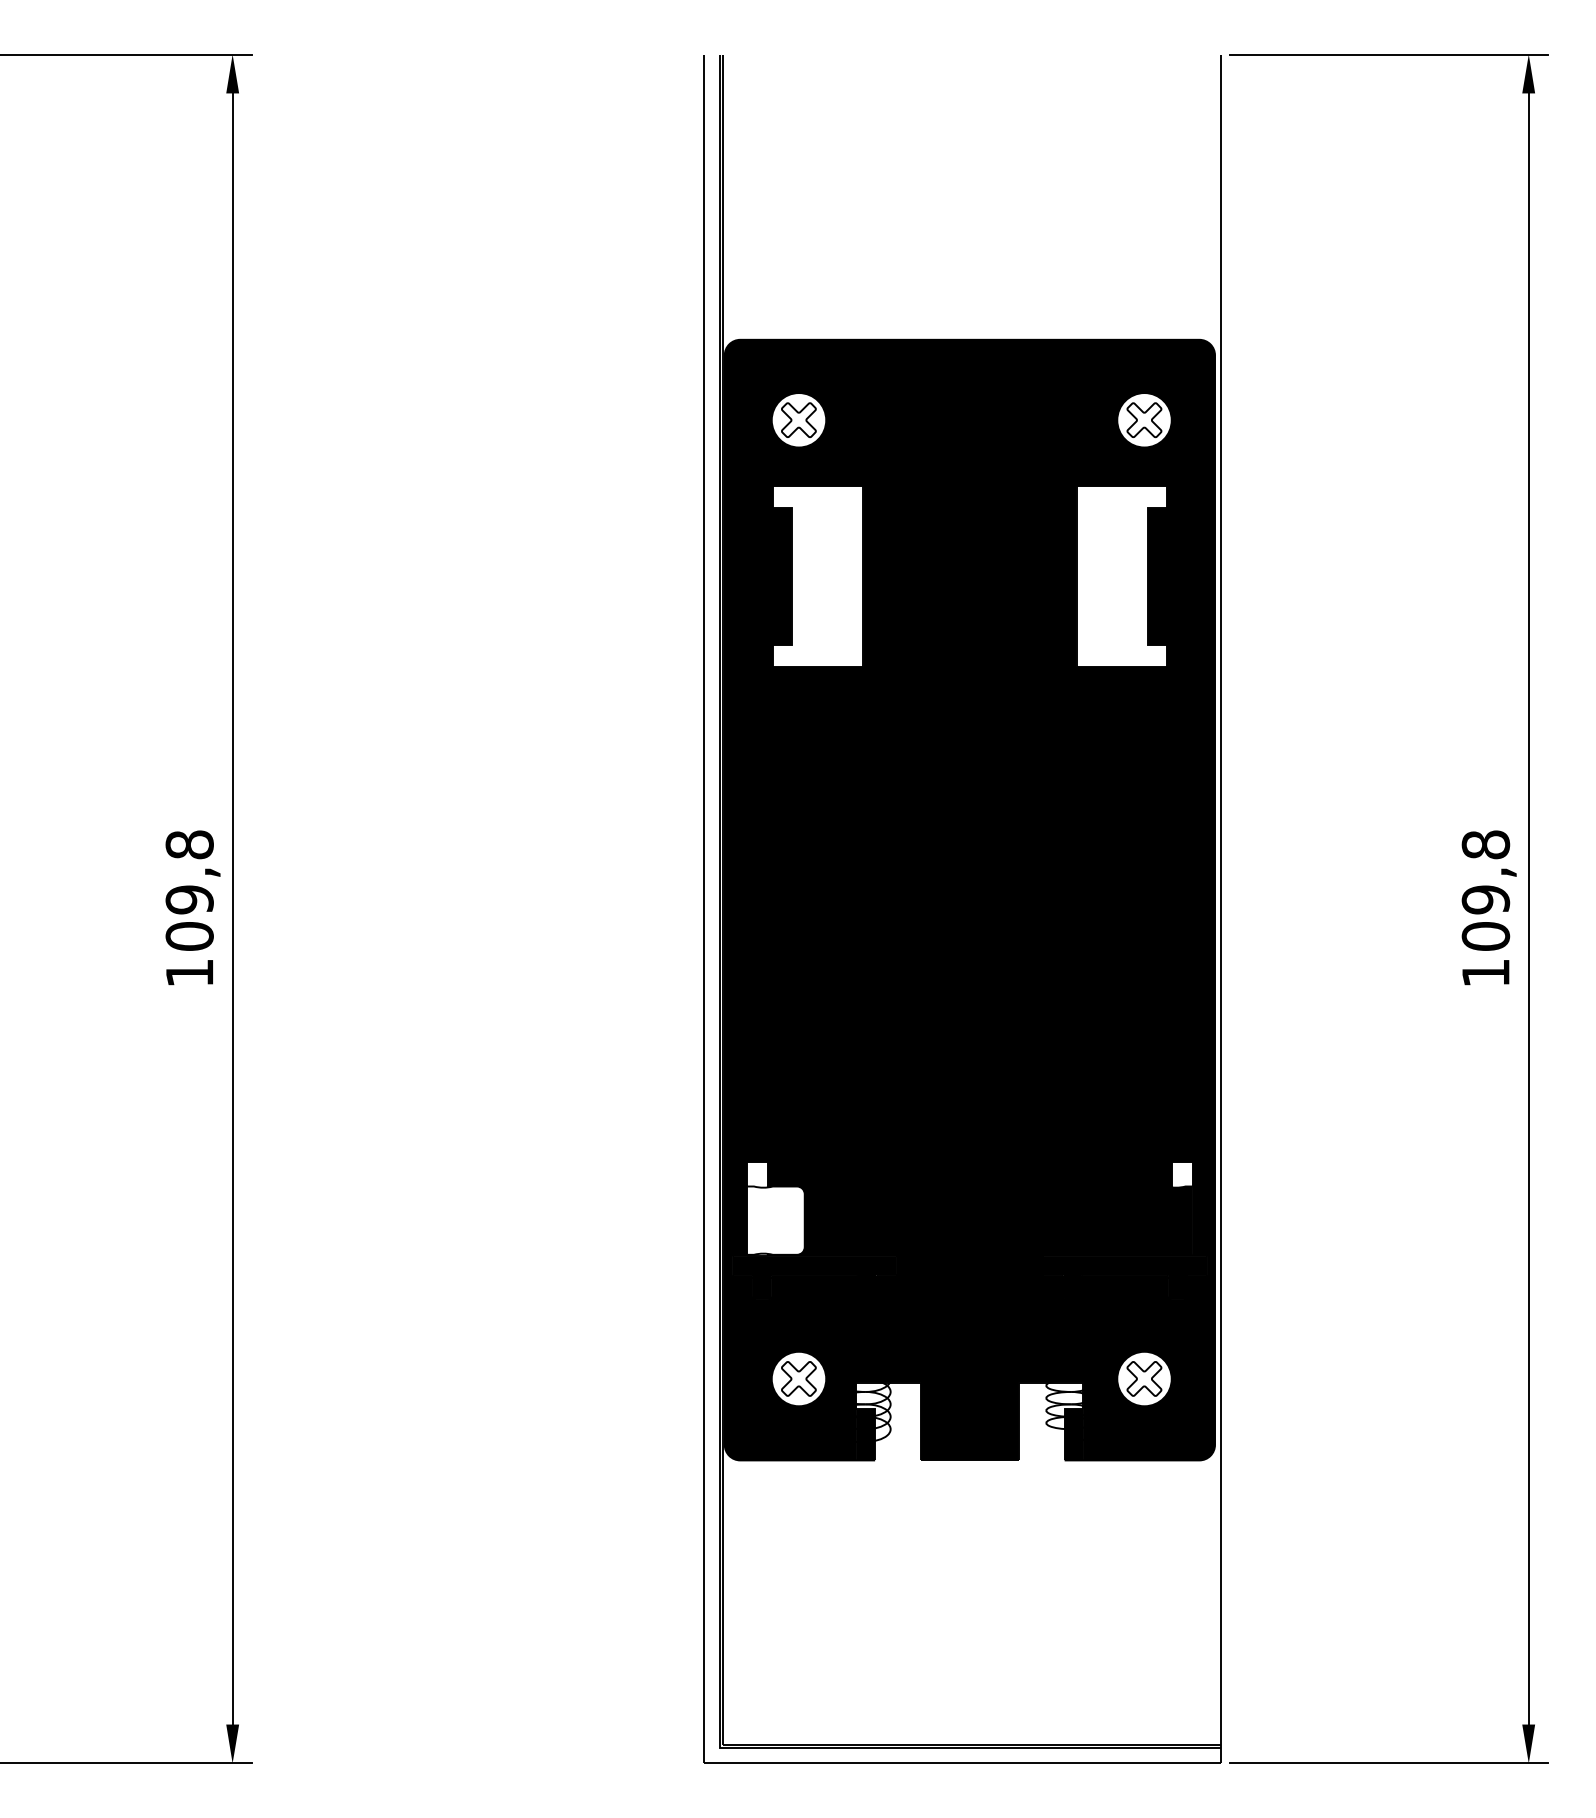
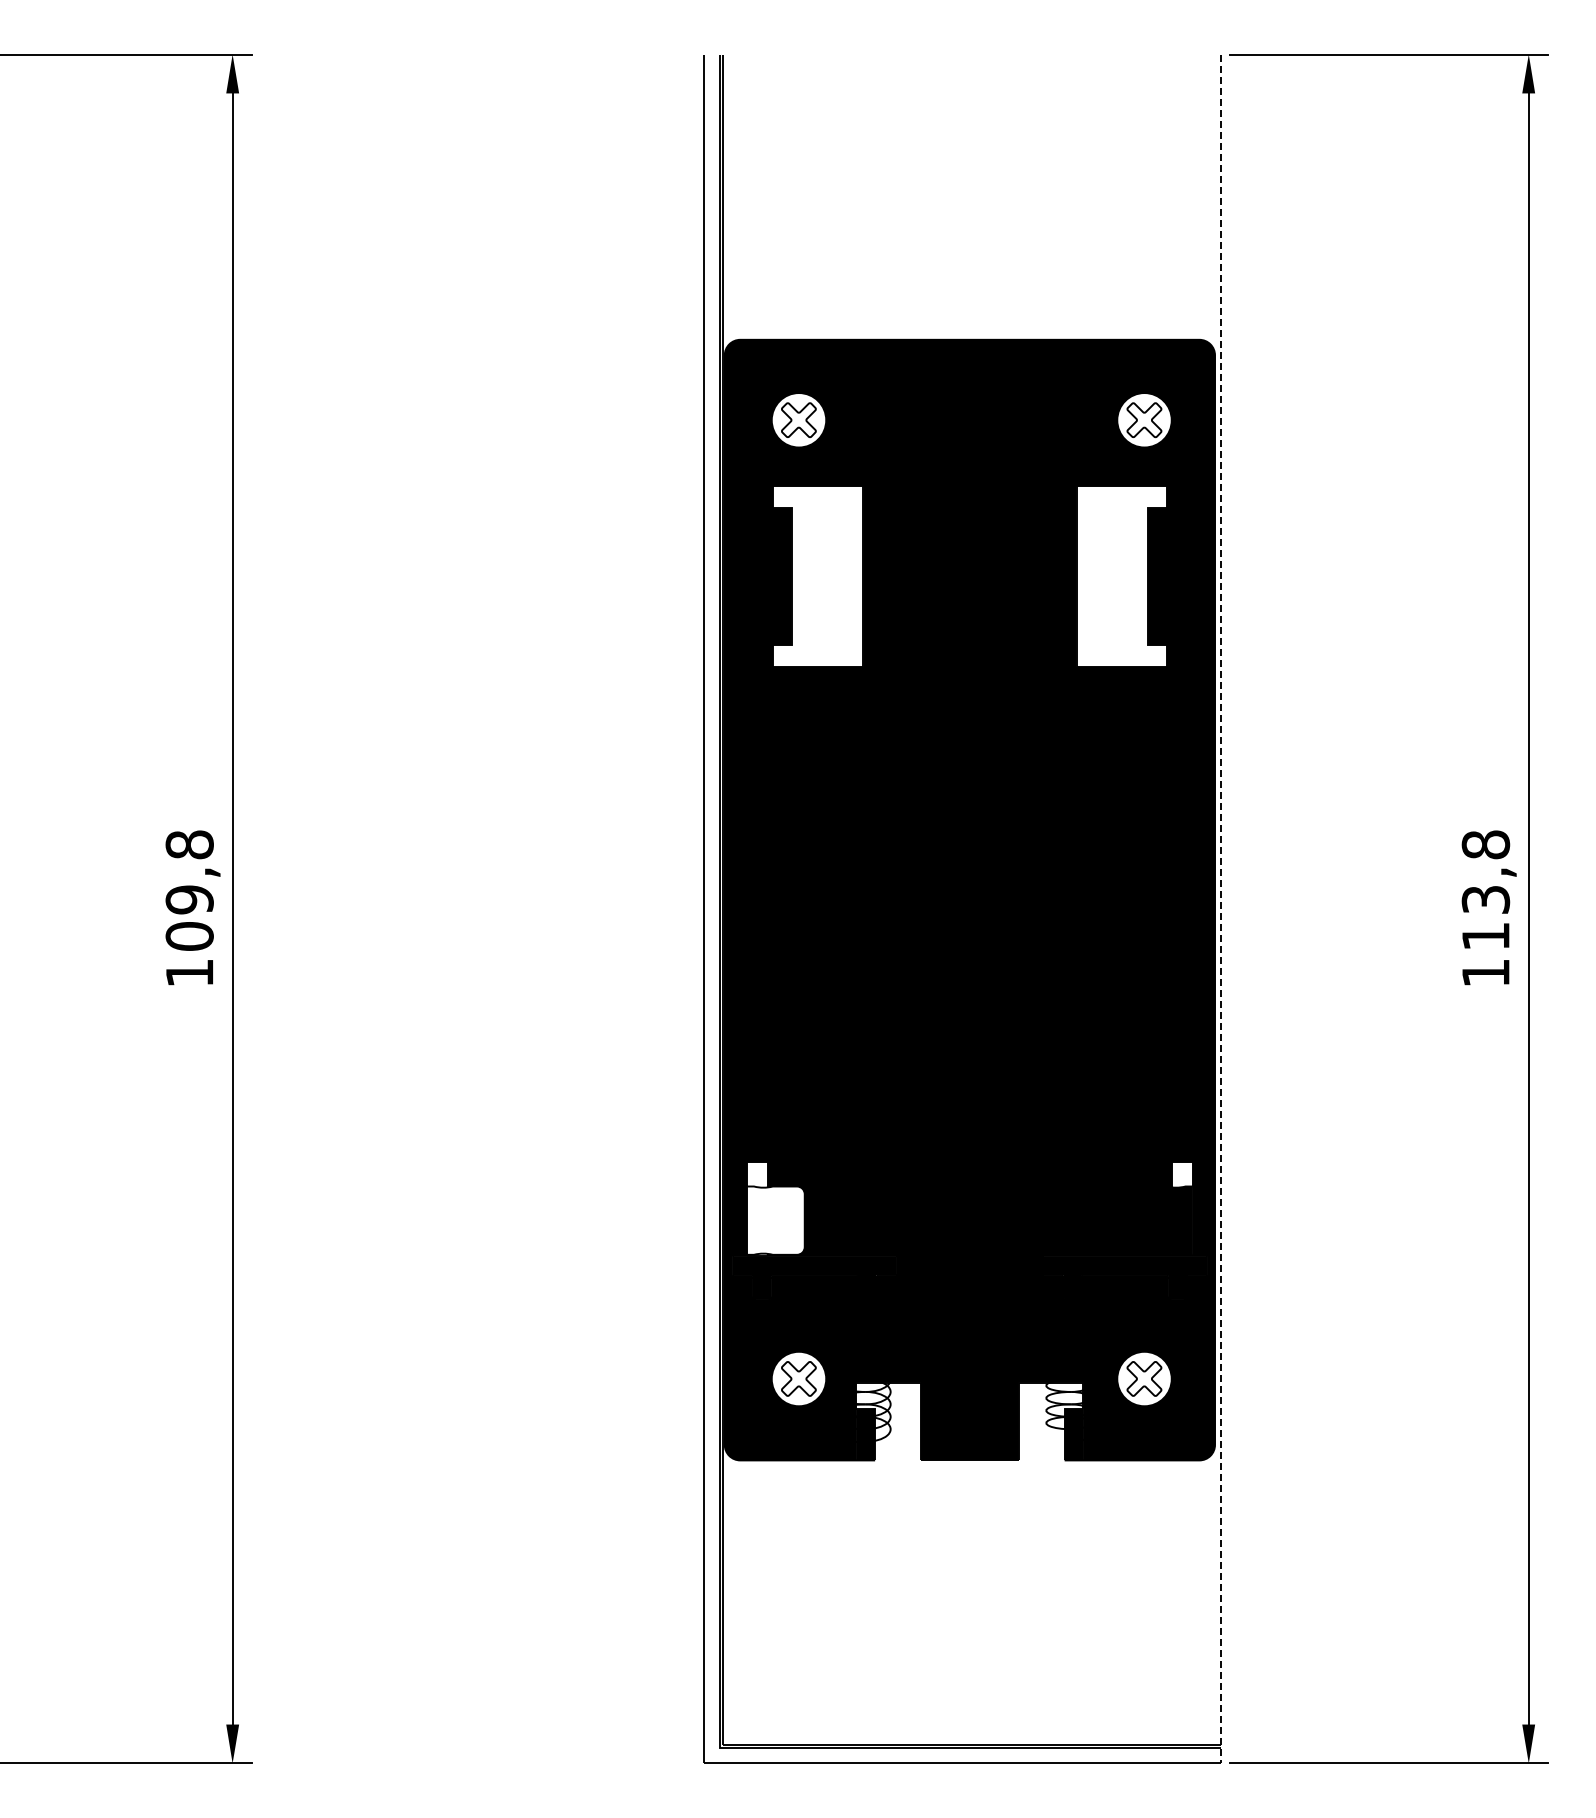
line: solid -> dashed (1220, 909)
text: 109,8 -> 113,8 (1485, 917)
